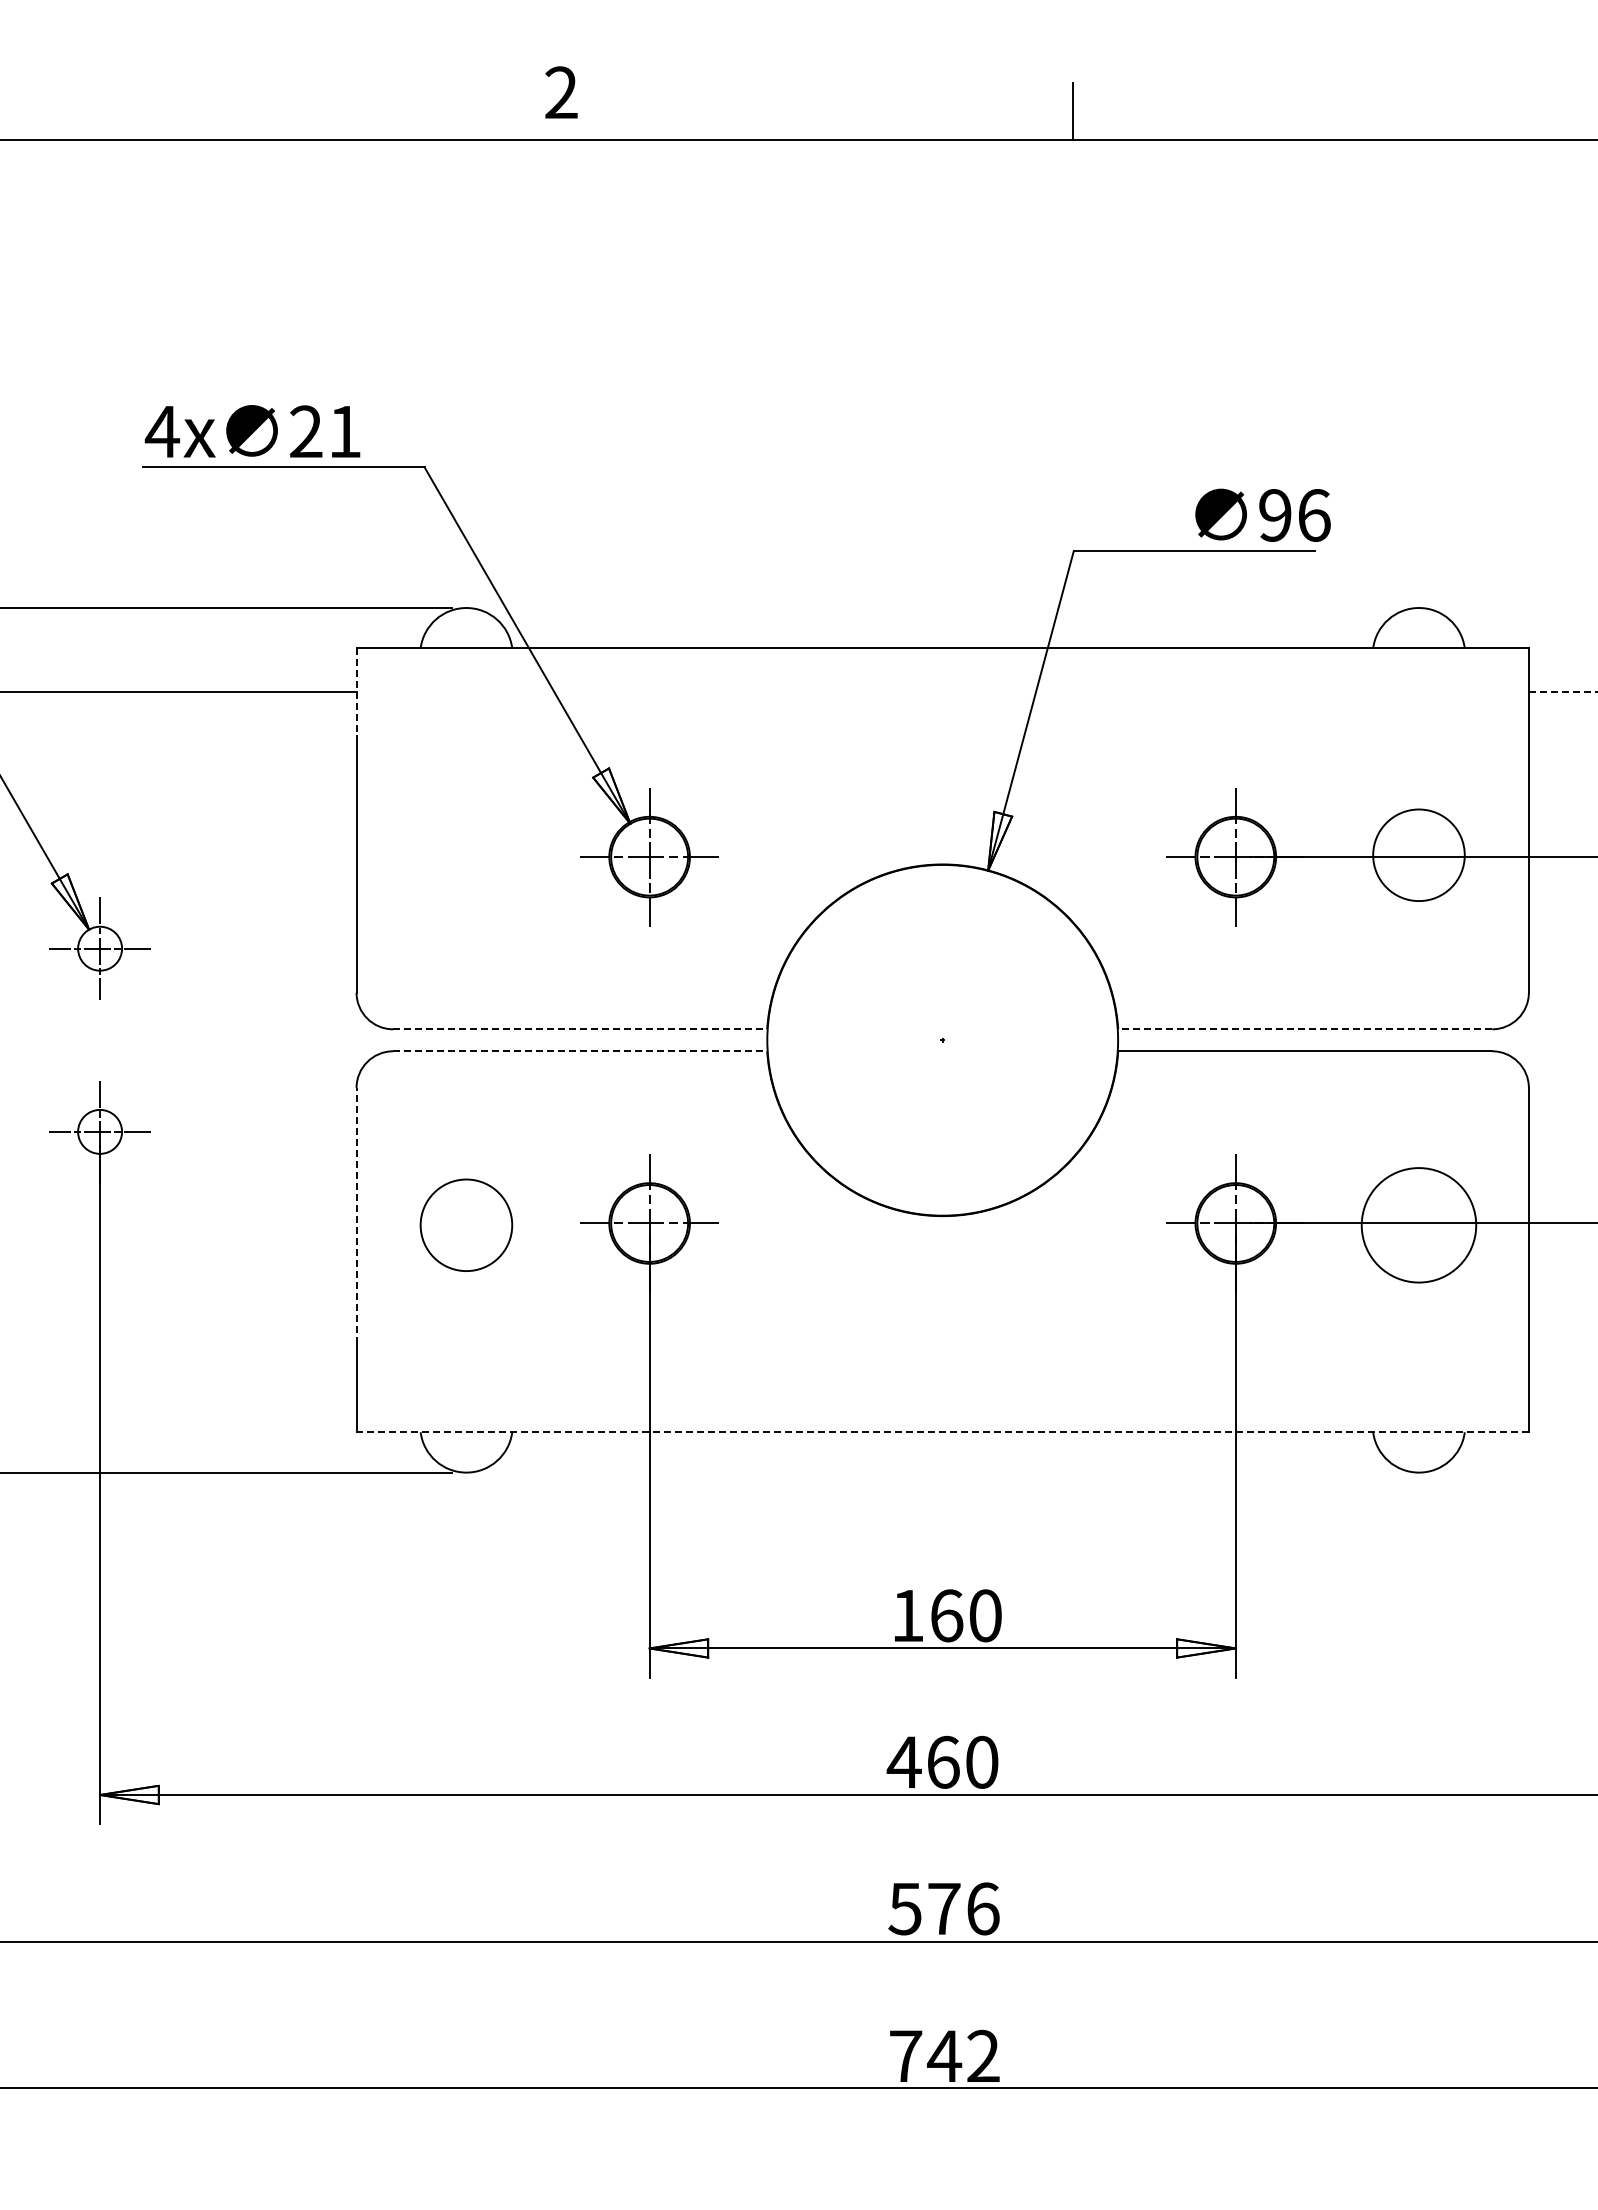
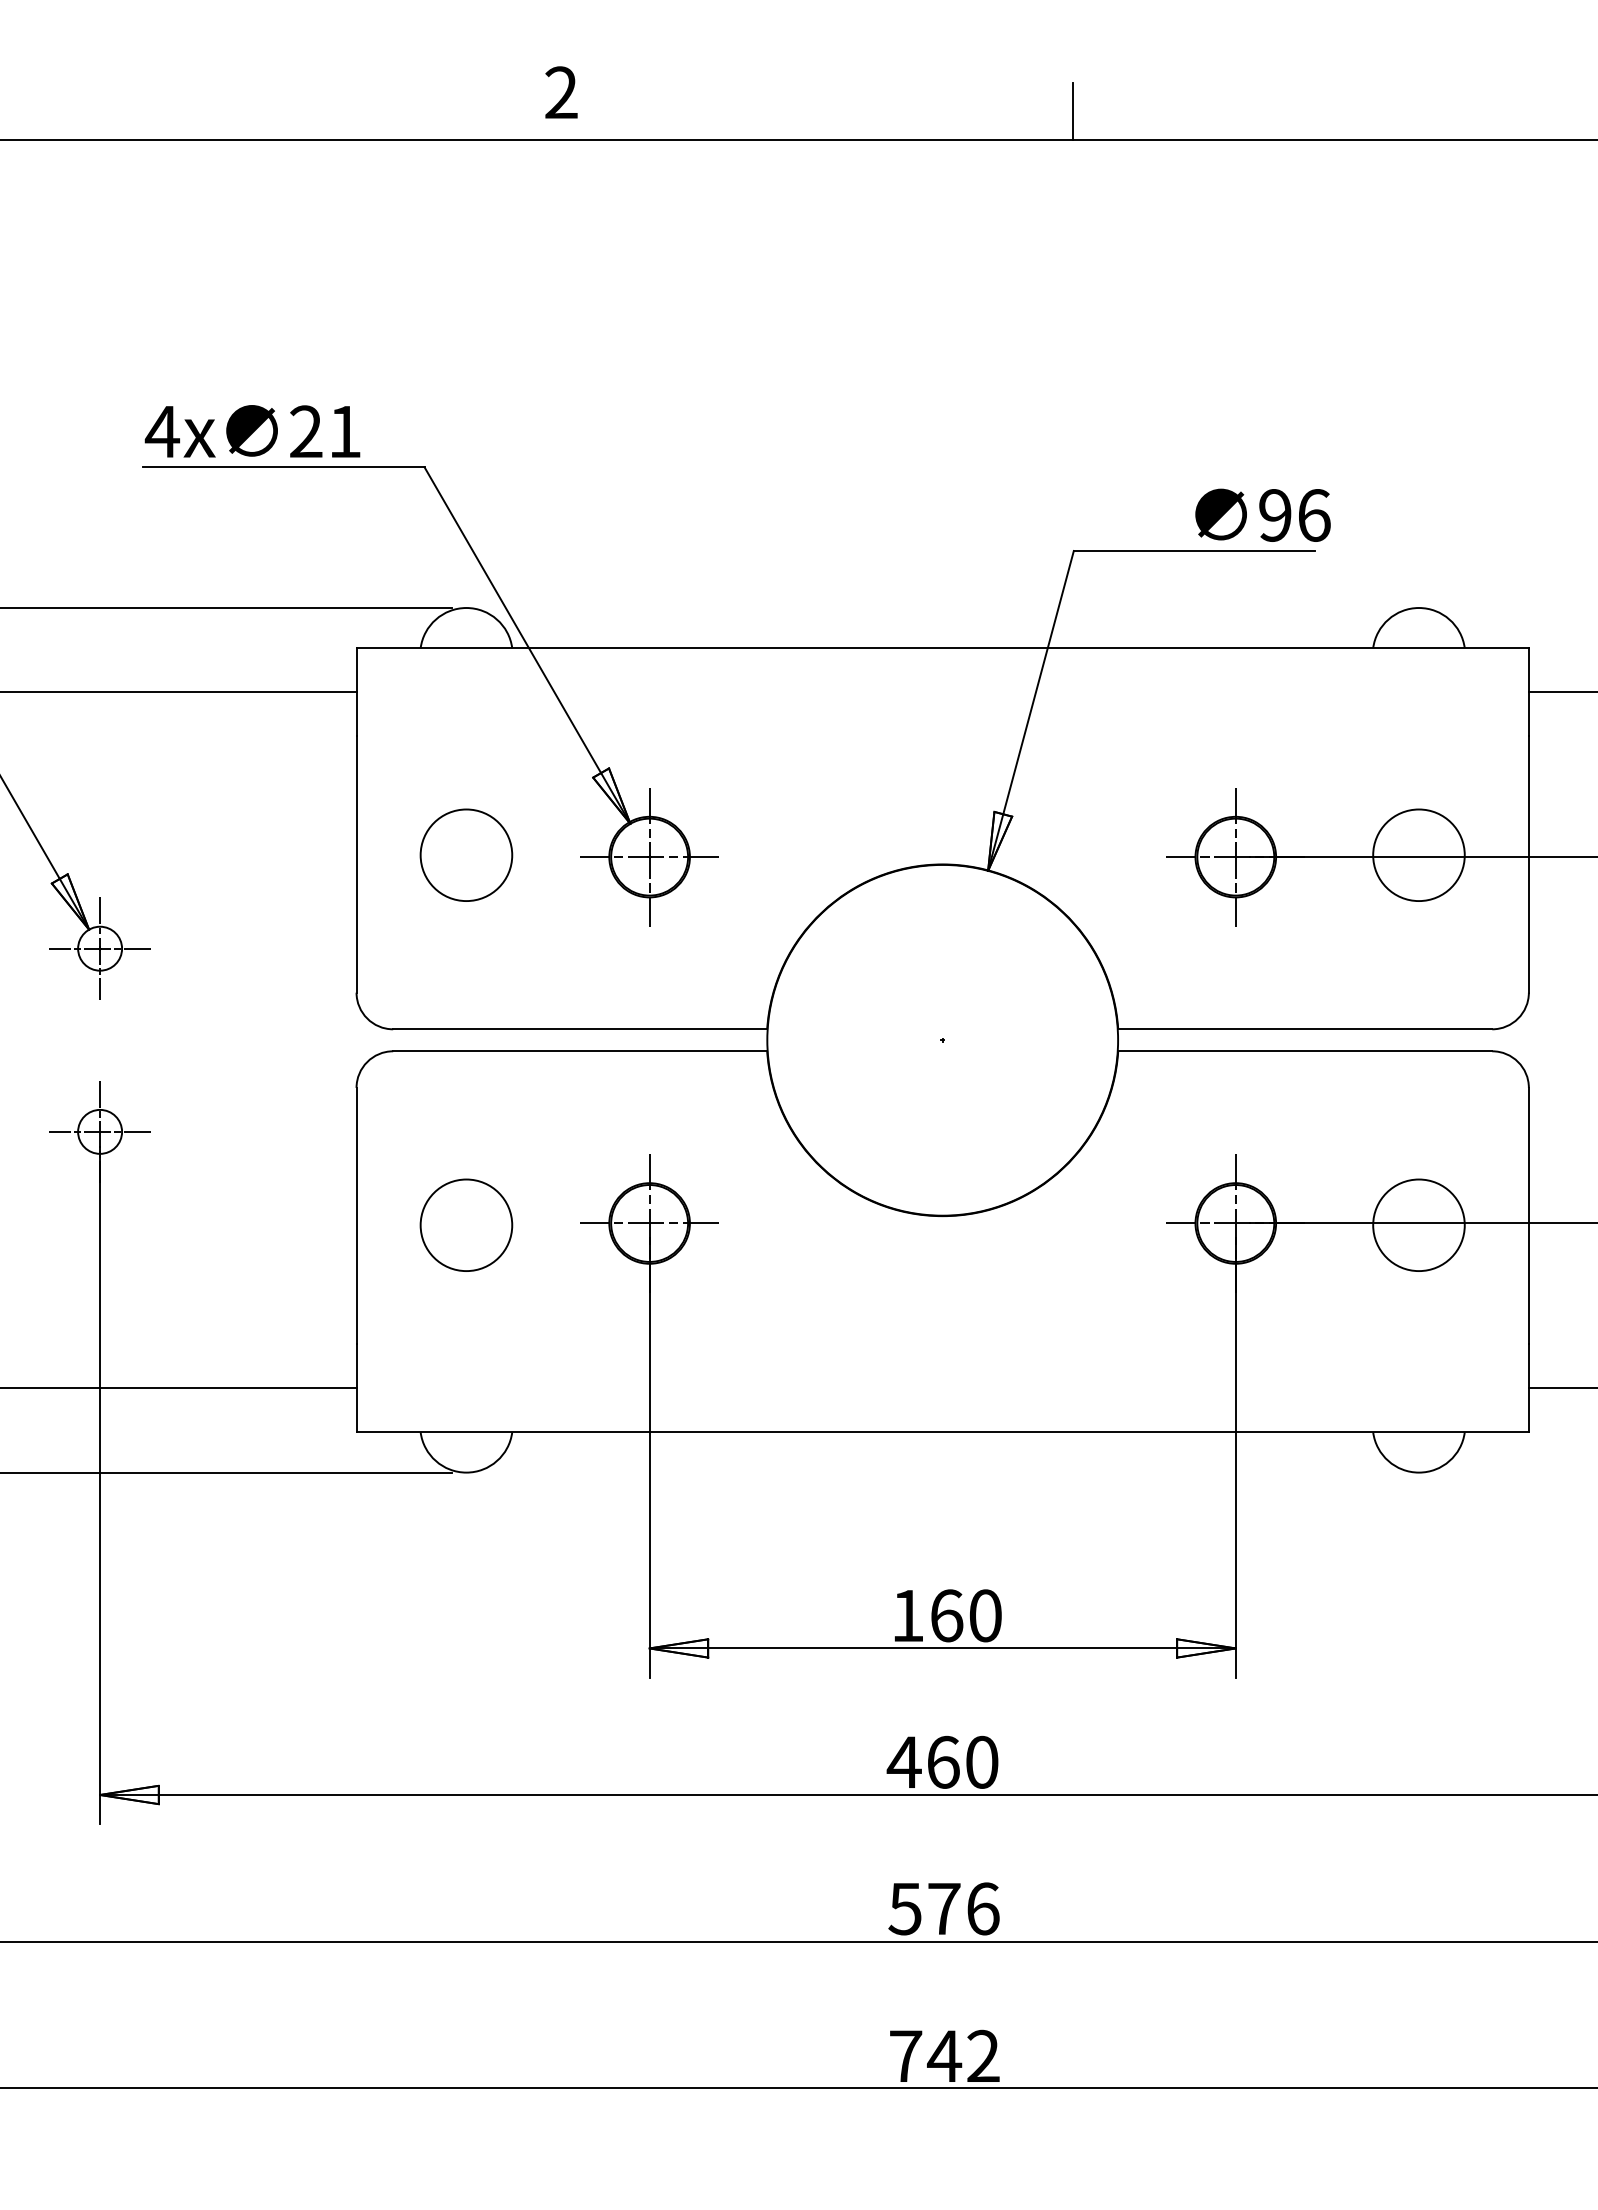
line: dashed -> solid (356, 692)
line: dashed -> solid (1563, 692)
circle: none -> present (466, 854)
line: dashed -> solid (580, 1029)
line: dashed -> solid (1304, 1029)
line: dashed -> solid (580, 1051)
line: dashed -> solid (356, 1215)
circle diameter: 114 px -> 92 px (1418, 1225)
line: none -> present (179, 1388)
line: none -> present (1561, 1388)
line: dashed -> solid (942, 1432)
